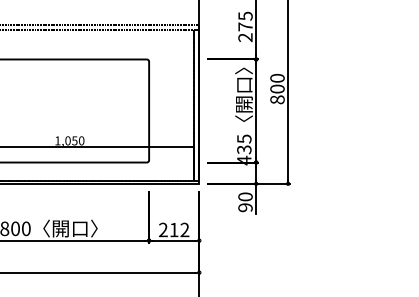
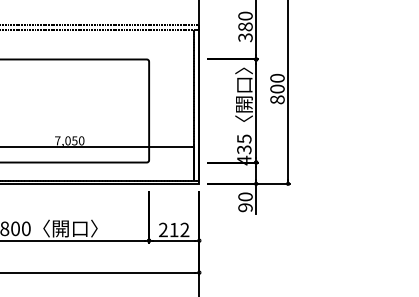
text: 275 -> 380 (245, 26)
text: 1,050 -> 7,050 (57, 140)
